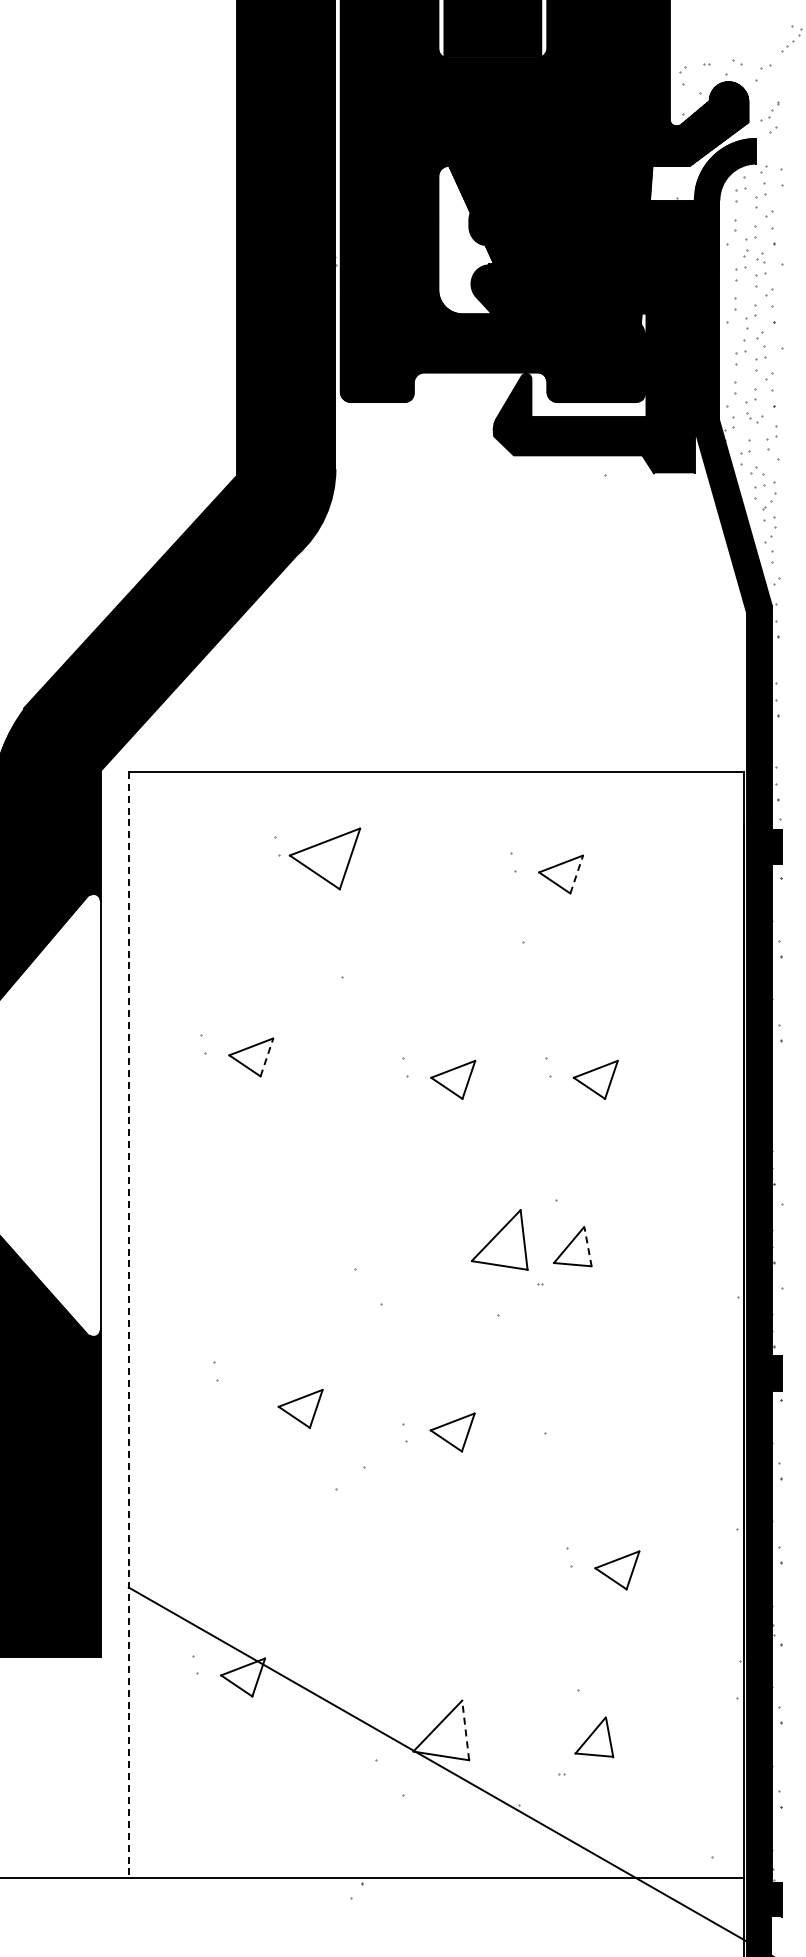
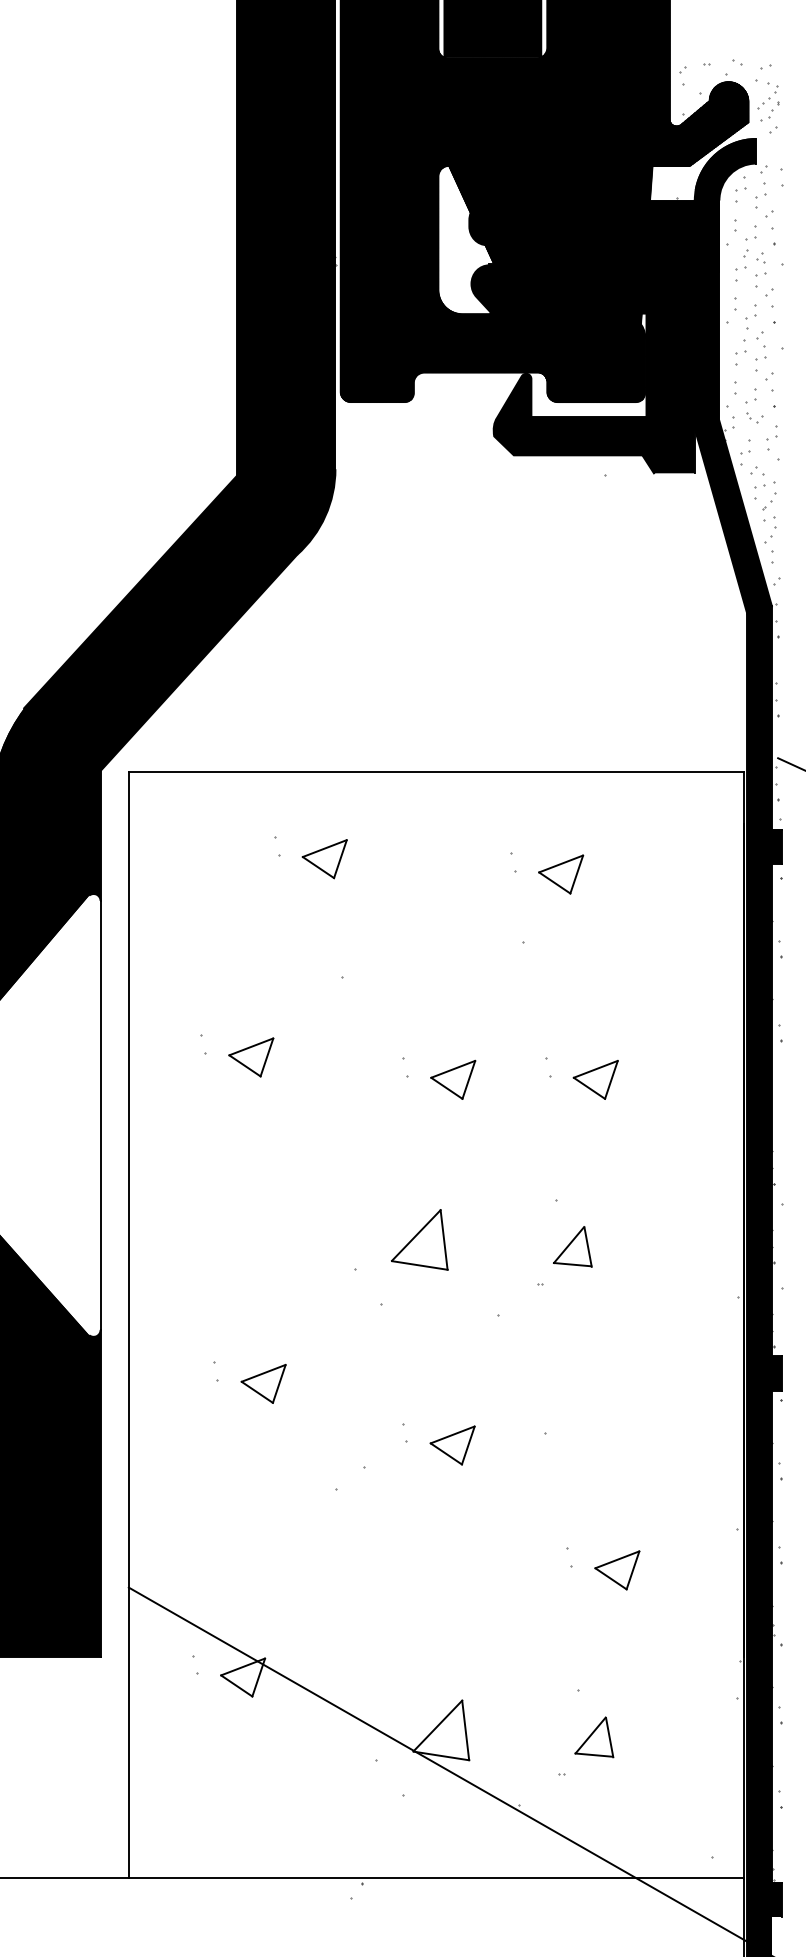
part position: (791, 38) -> (767, 95) (767, 95)
line: none -> present (790, 763)
part size: 74x64 px -> 47x41 px (324, 859)
line: dashed -> solid (576, 874)
line: dashed -> solid (266, 1057)
part position: (499, 1239) -> (419, 1239) (419, 1239)
line: dashed -> solid (588, 1247)
line: dashed -> solid (128, 1325)
part position: (300, 1408) -> (263, 1383) (263, 1383)
part position: (452, 1432) -> (452, 1445) (452, 1445)
line: dashed -> solid (465, 1730)
